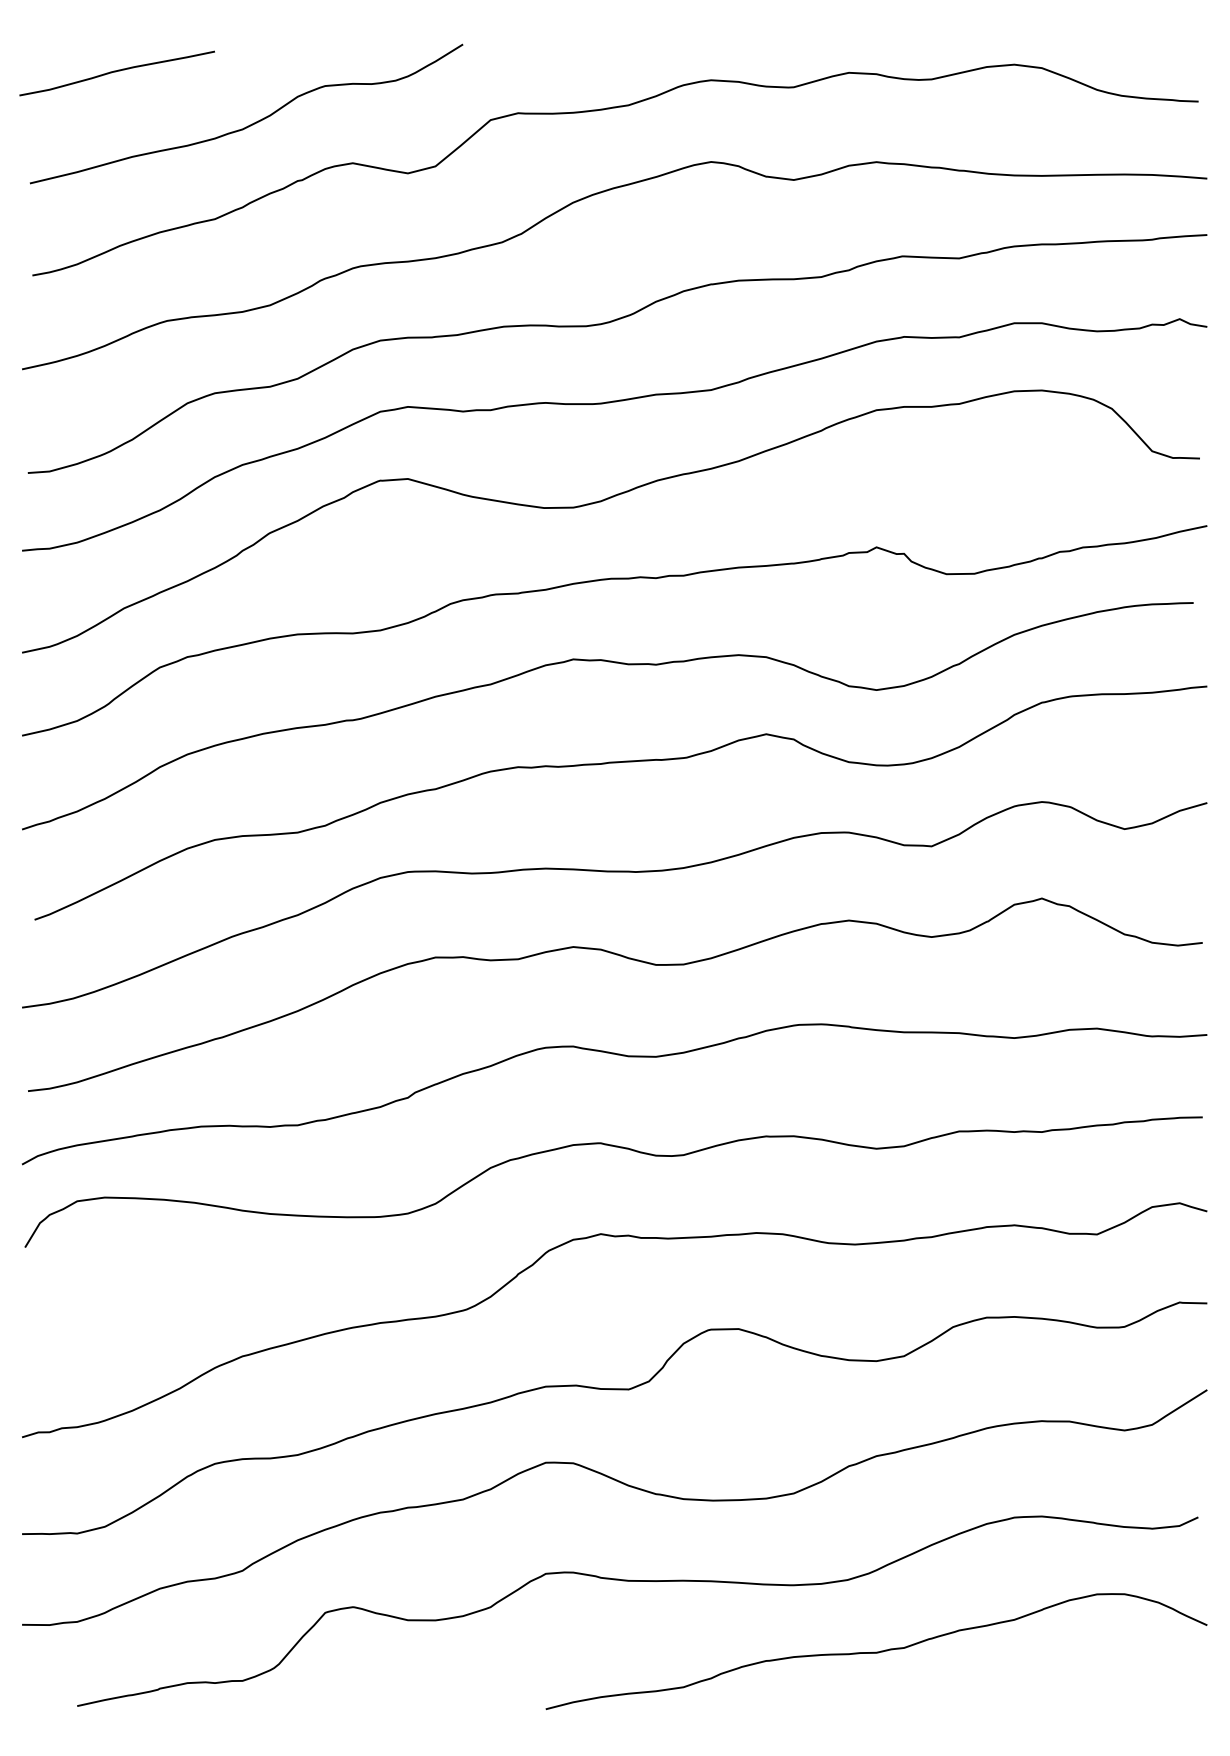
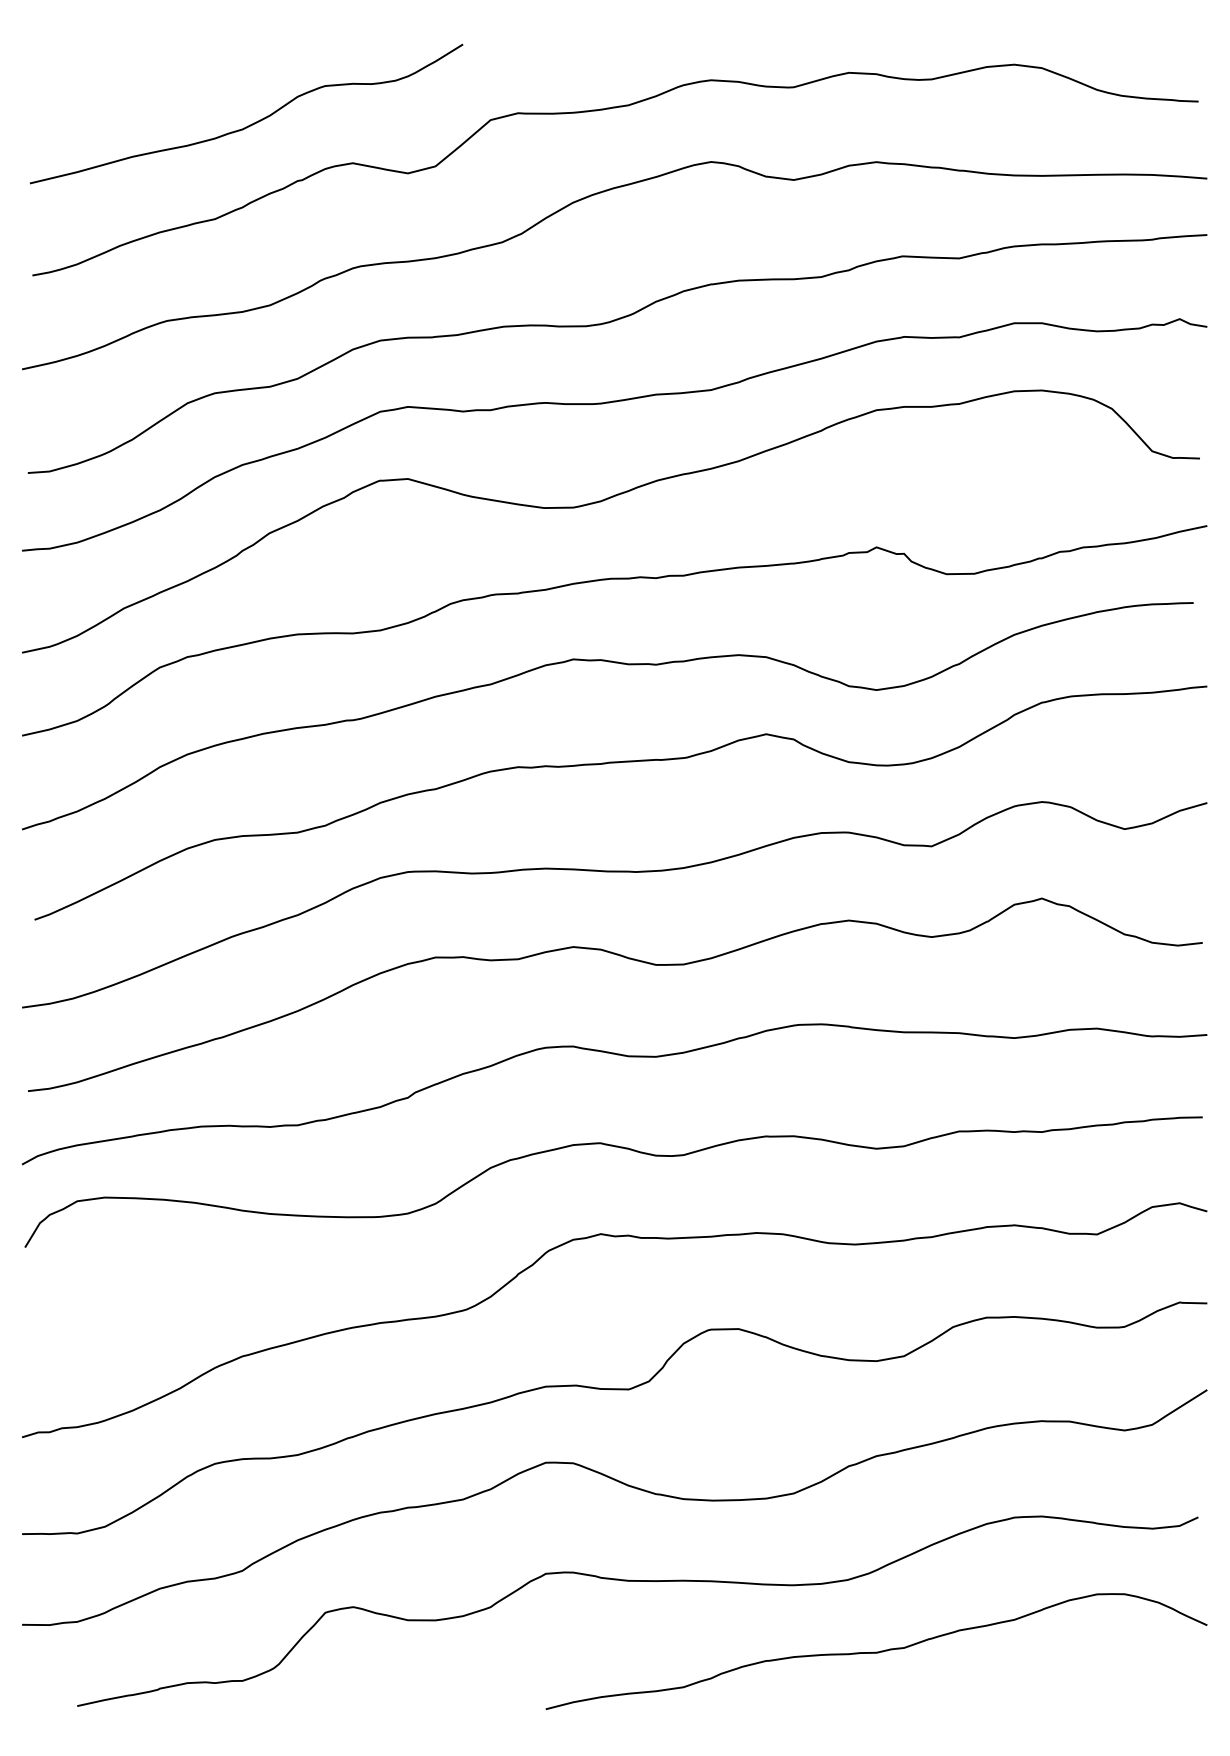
curve: present -> none (116, 72)
